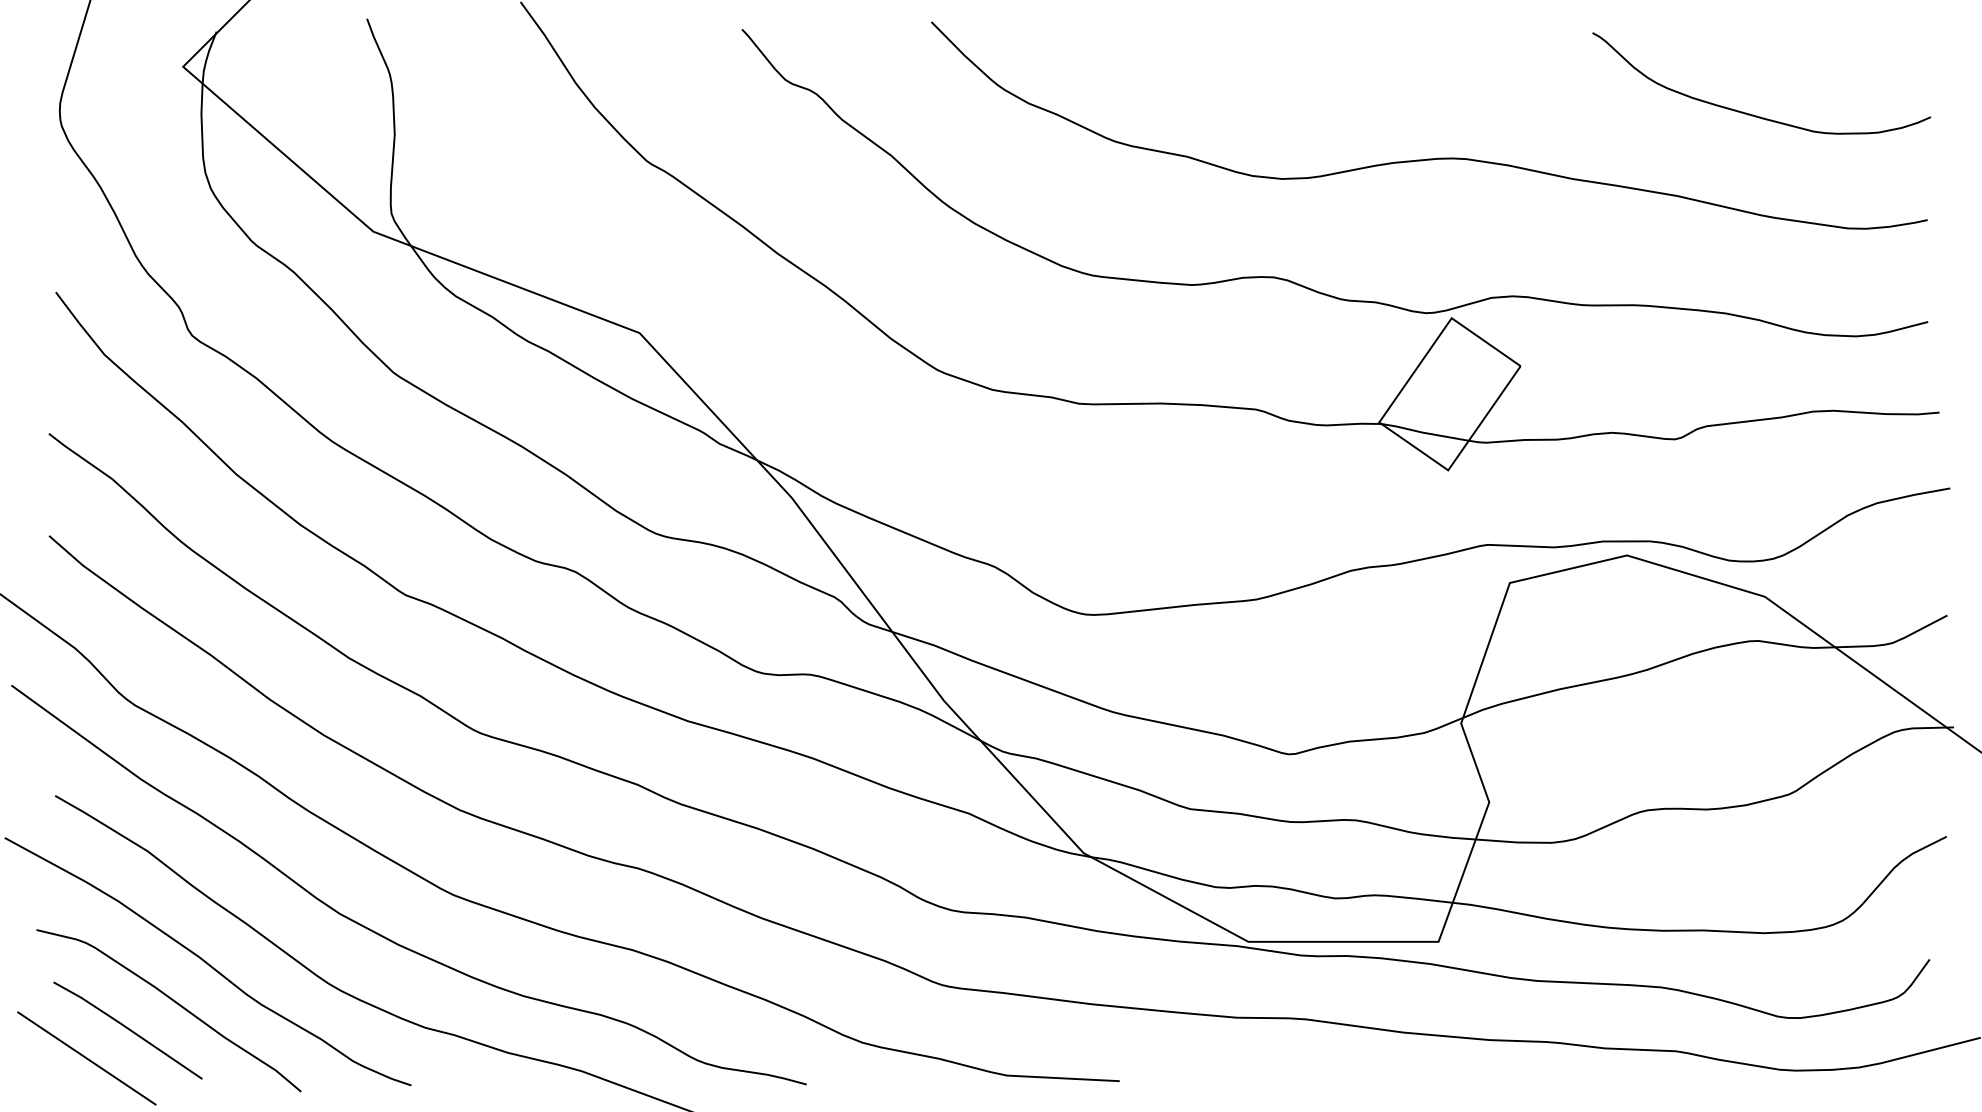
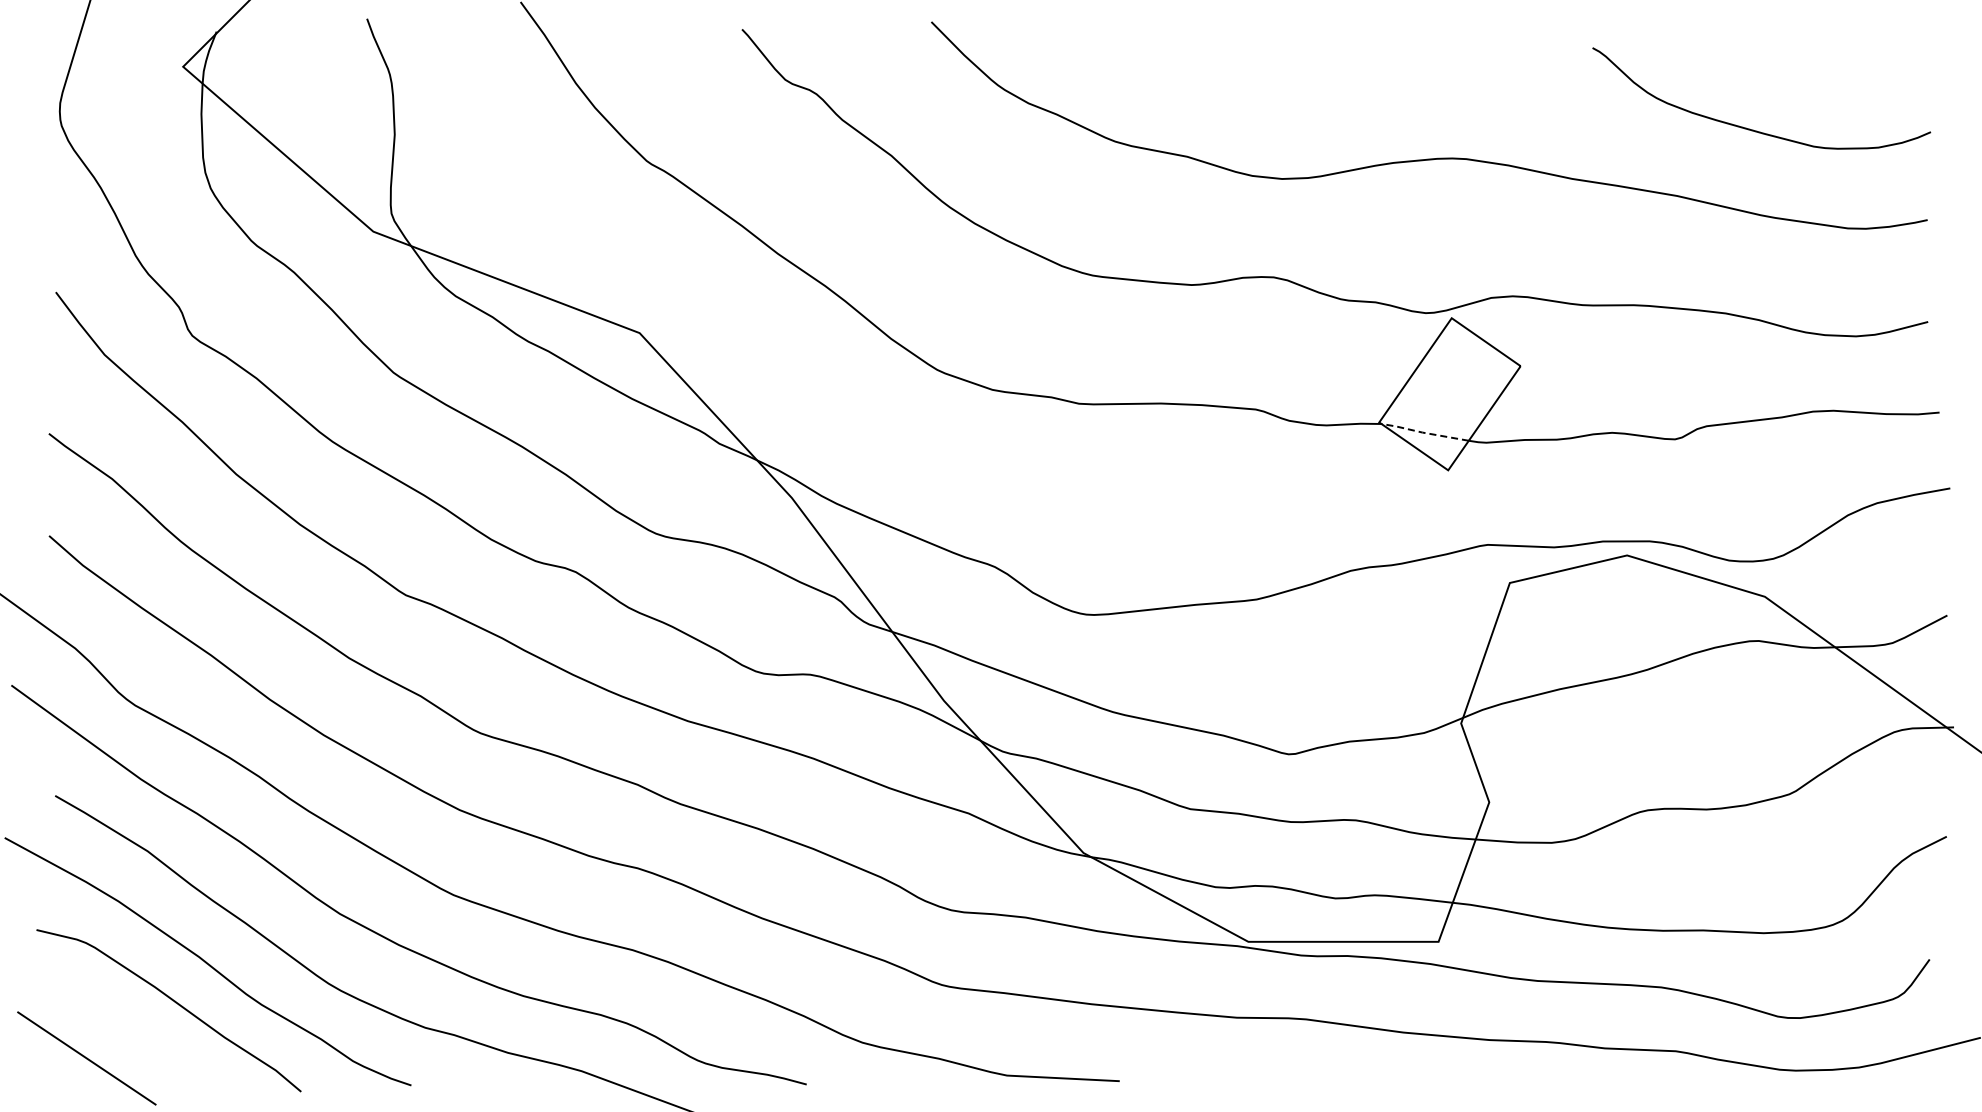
curve position: (1753, 114) -> (1753, 129) (1753, 129)
line: solid -> dashed (1423, 432)
line: present -> none (127, 1029)
